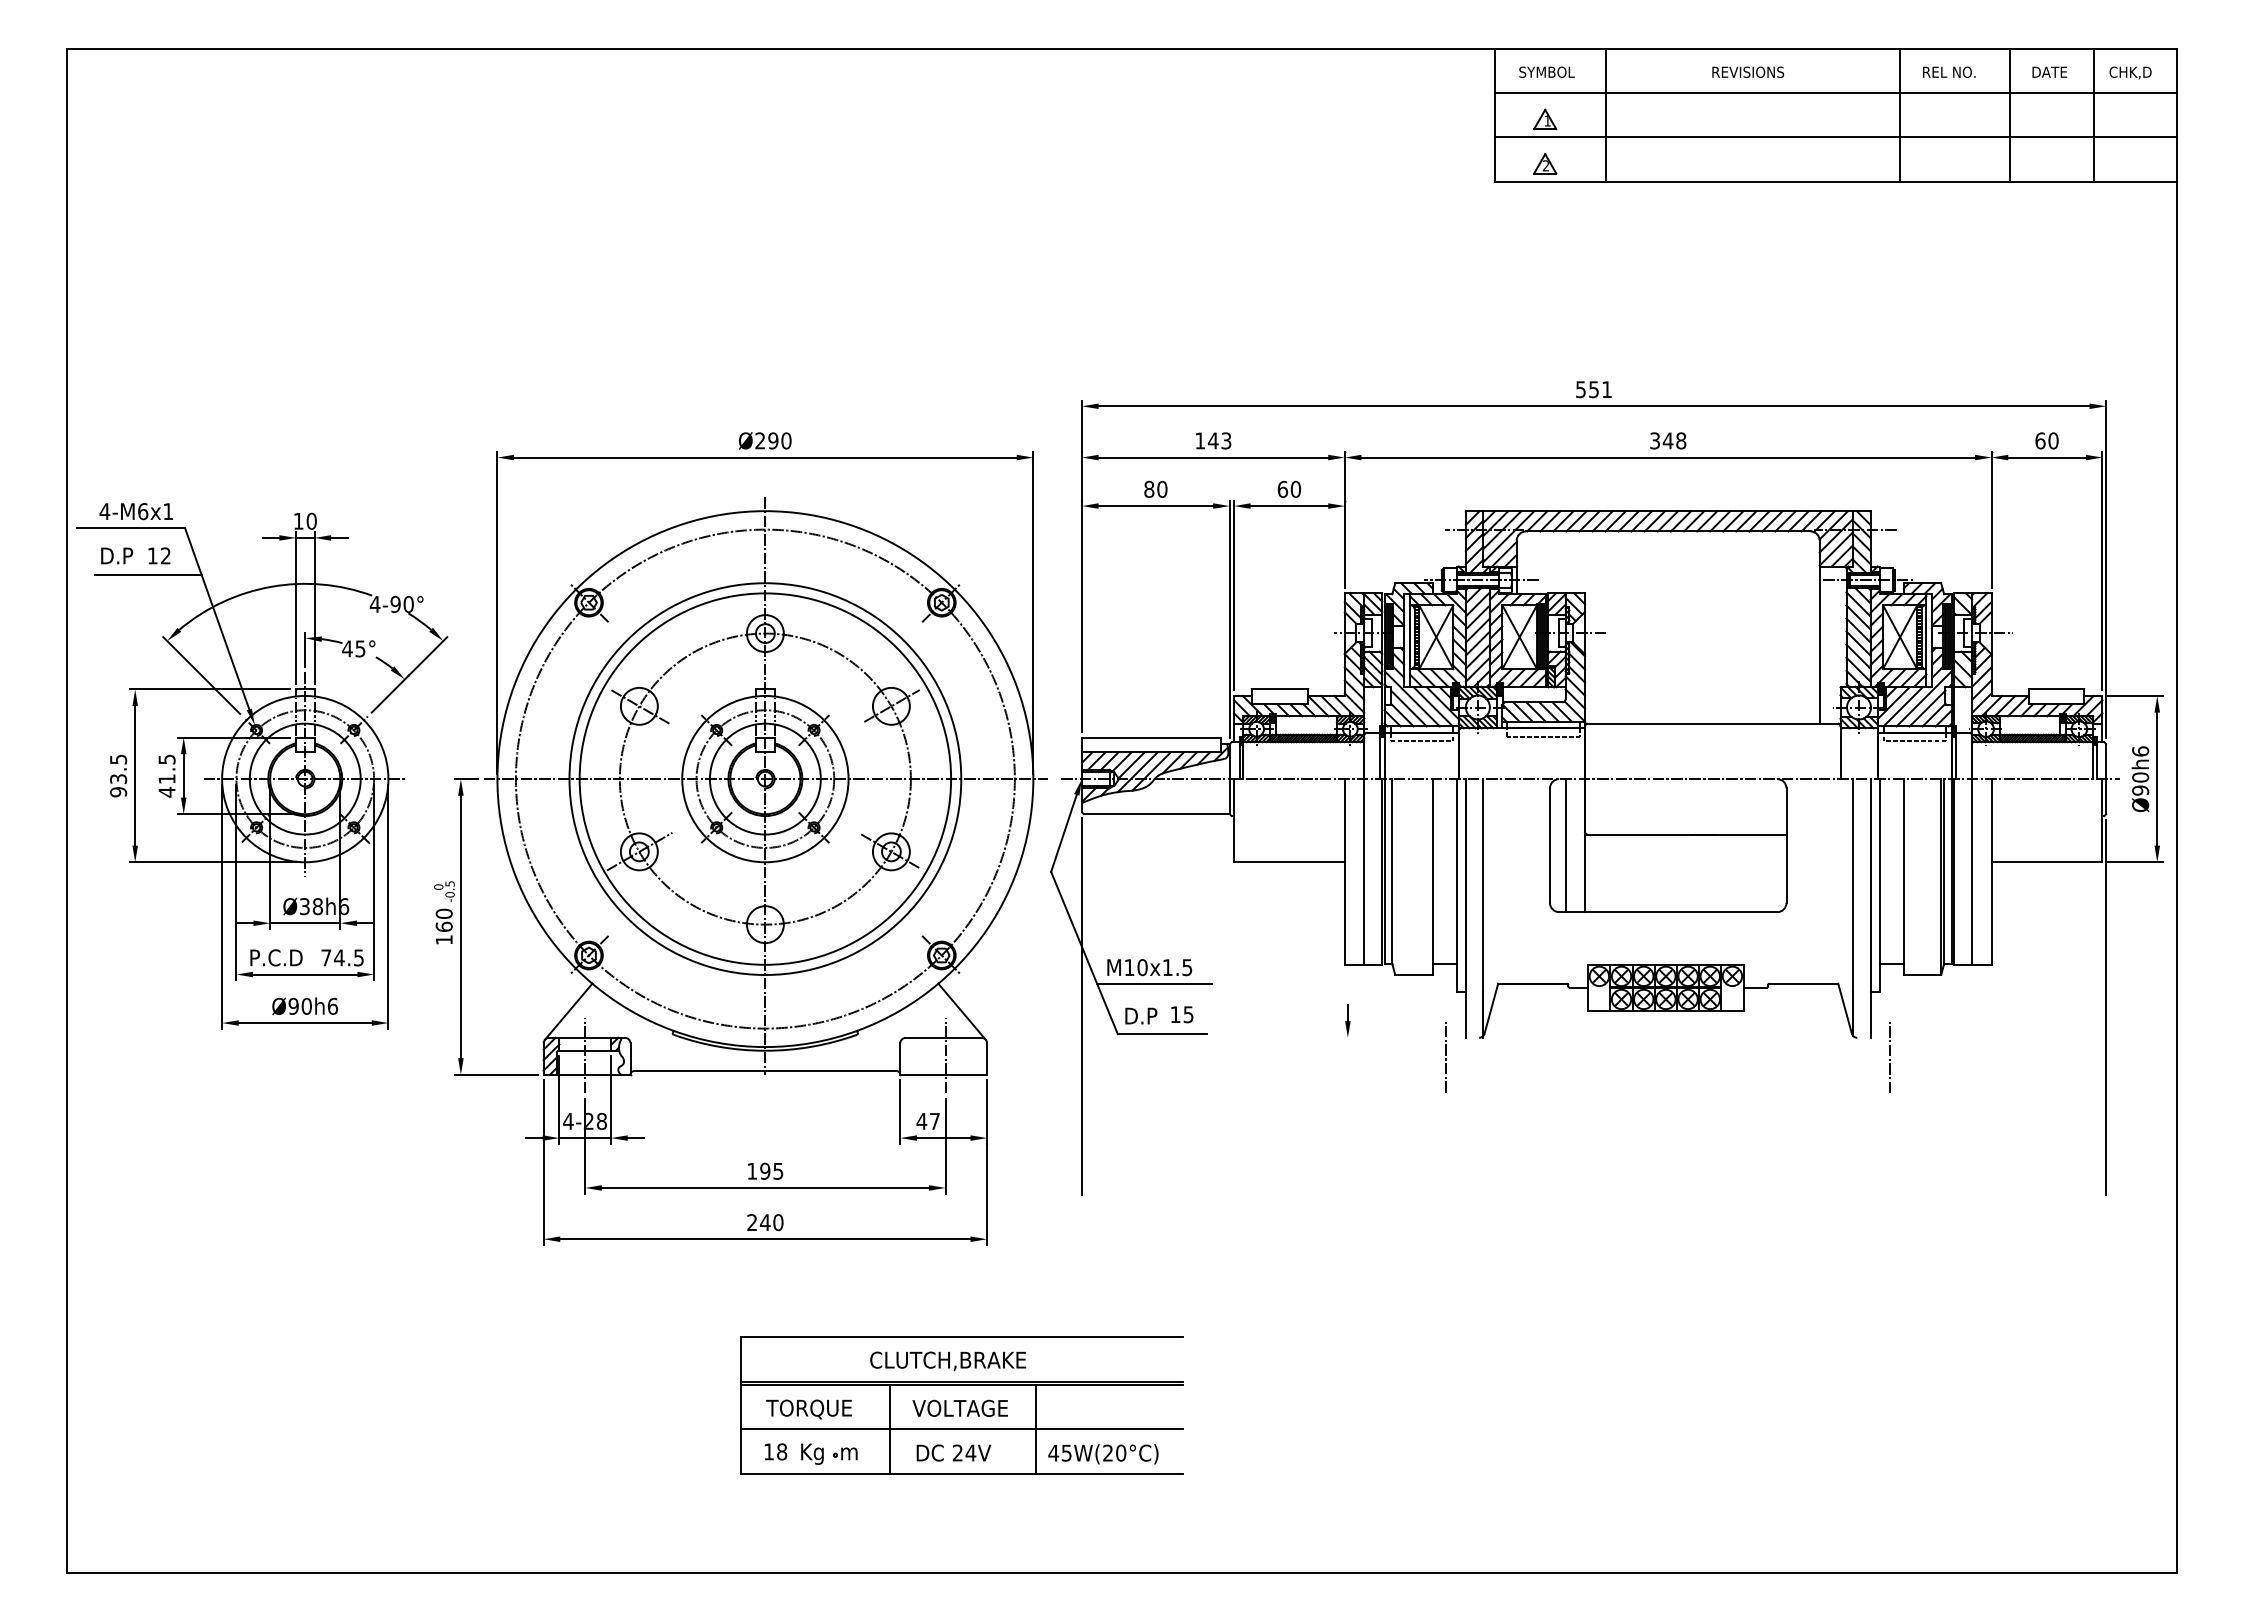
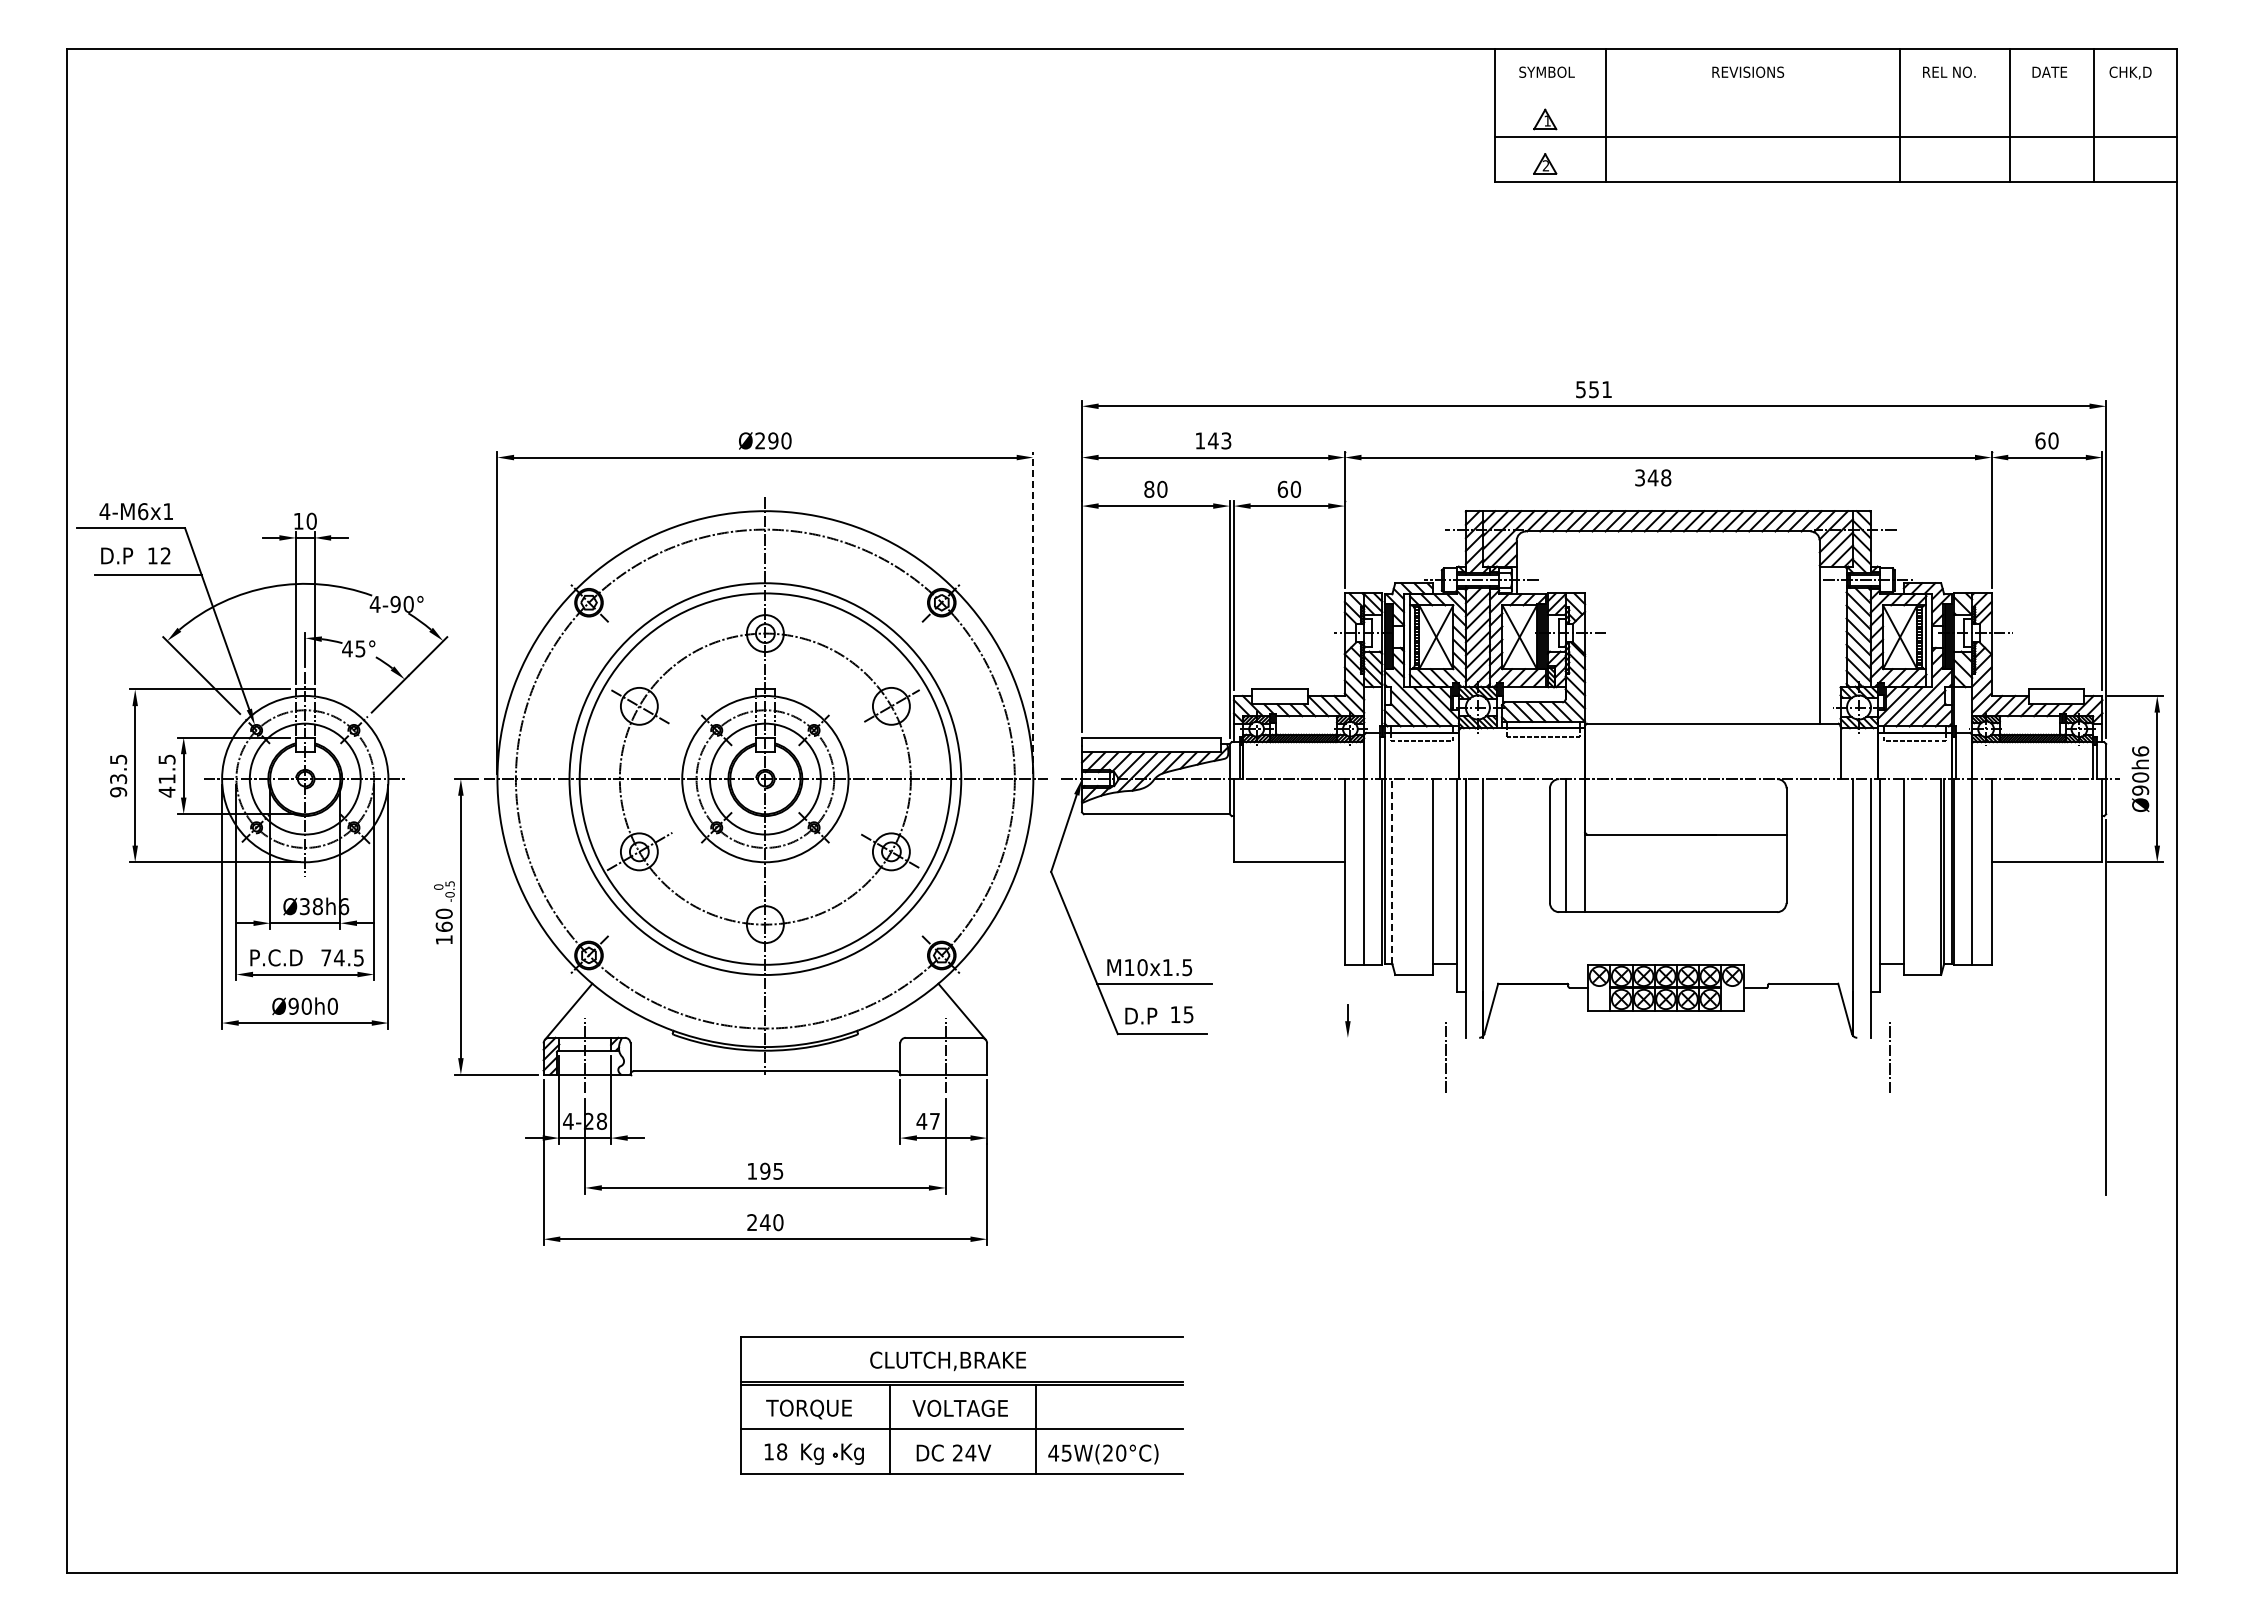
line: present -> none (1835, 93)
text position: (1668, 440) -> (1653, 477) (1653, 477)
line: solid -> dashed (1033, 612)
line: solid -> dashed (1392, 871)
text: Ø90h6 -> Ø90h0 (332, 1005)
line: present -> none (1081, 1005)
text: m -> Kg (852, 1453)
